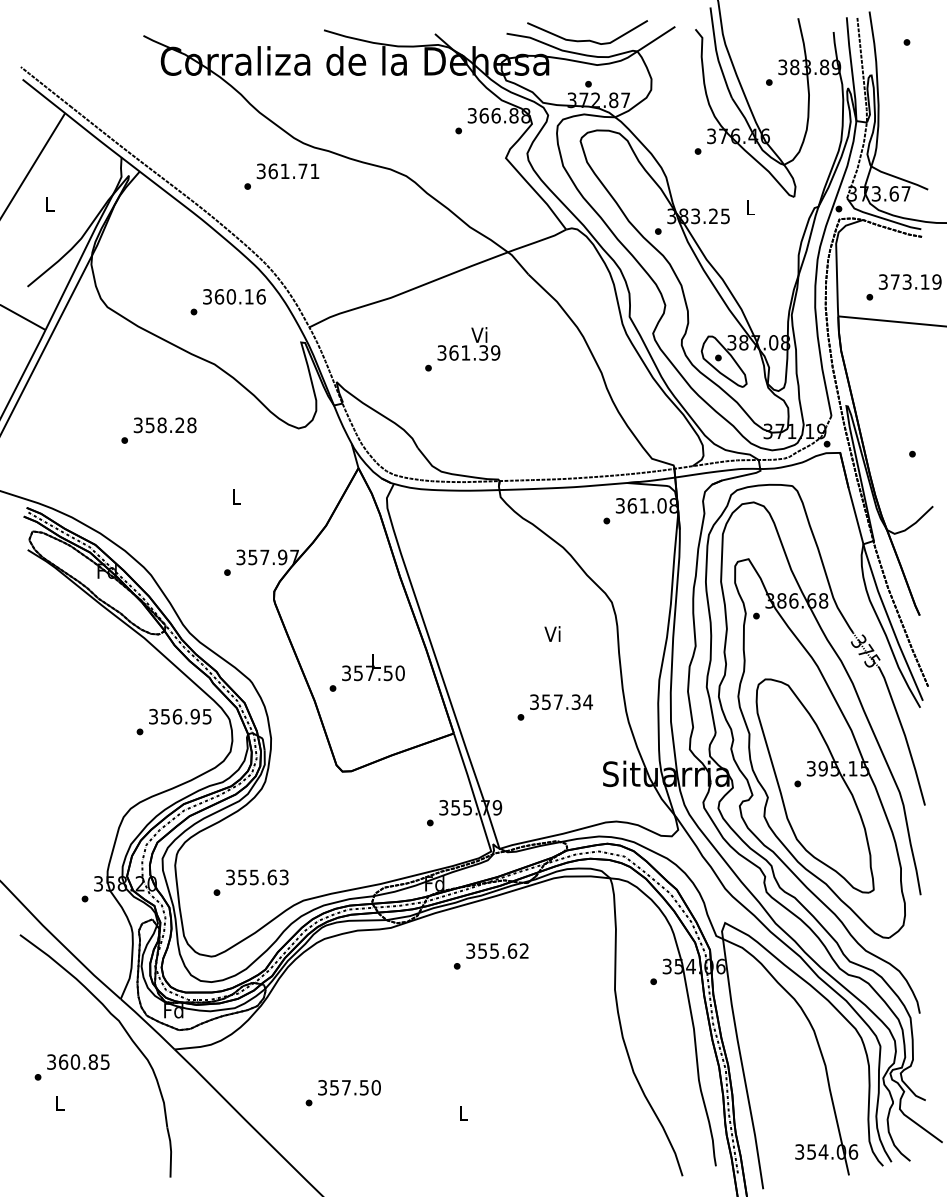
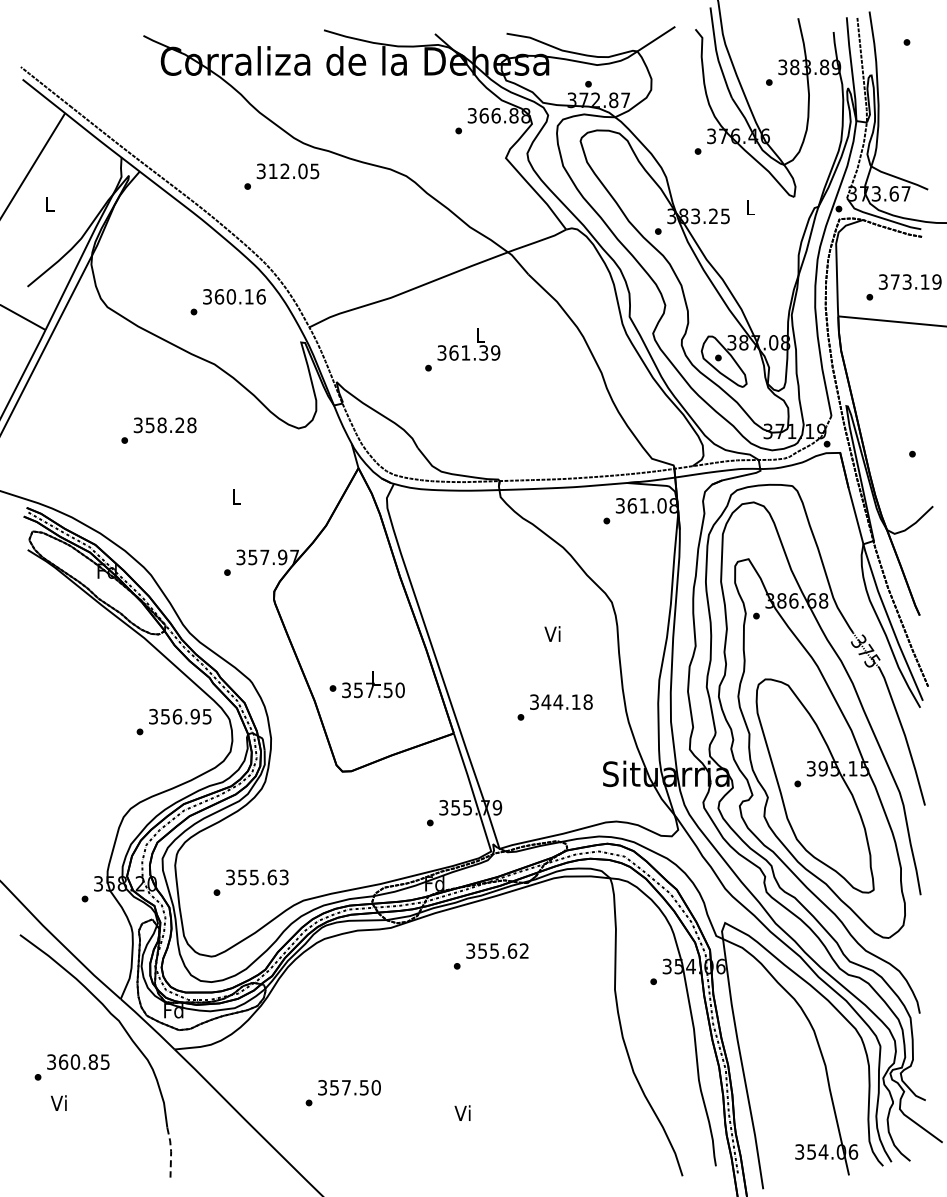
curve: present -> none (587, 39)
text: 361.71 -> 312.05 (293, 171)
text: Vi -> L (479, 334)
text position: (373, 667) -> (373, 684) (373, 684)
text: 357.34 -> 344.18 (567, 701)
text: L -> Vi (58, 1102)
text: L -> Vi (462, 1112)
line: solid -> dashed (171, 1151)
